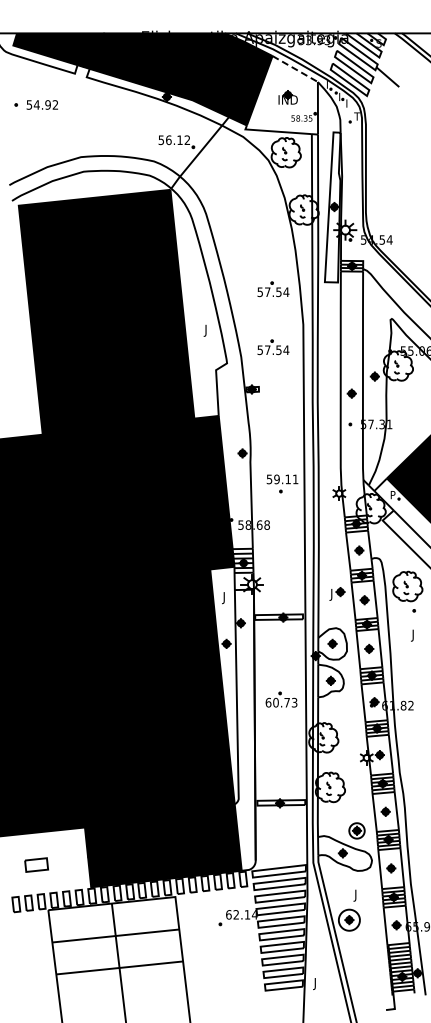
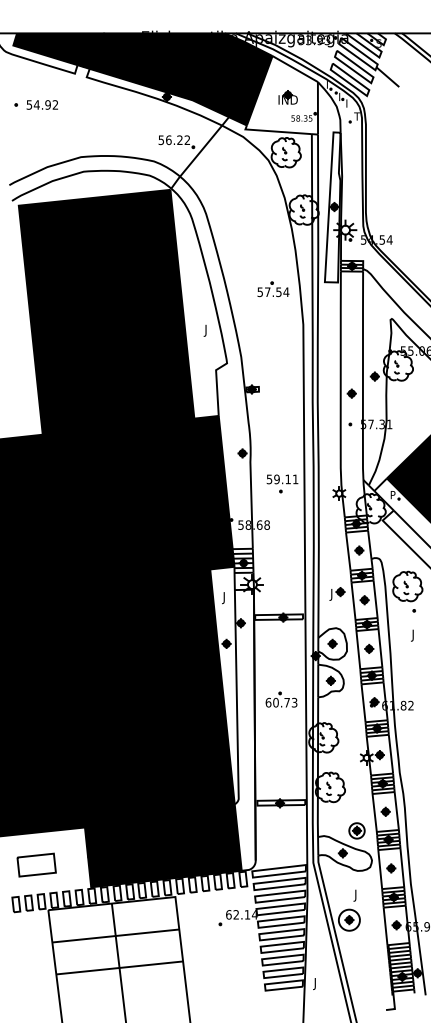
line: dashed -> solid (295, 69)
text: 56.12 -> 56.22 (179, 139)
part: present -> none (273, 347)
part size: 25x16 px -> 41x26 px (36, 864)
